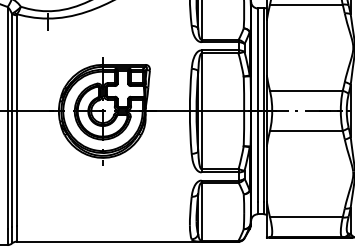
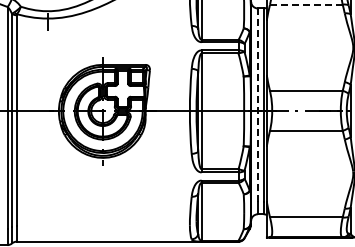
line: solid -> dashed (306, 4)
line: solid -> dashed (257, 105)
